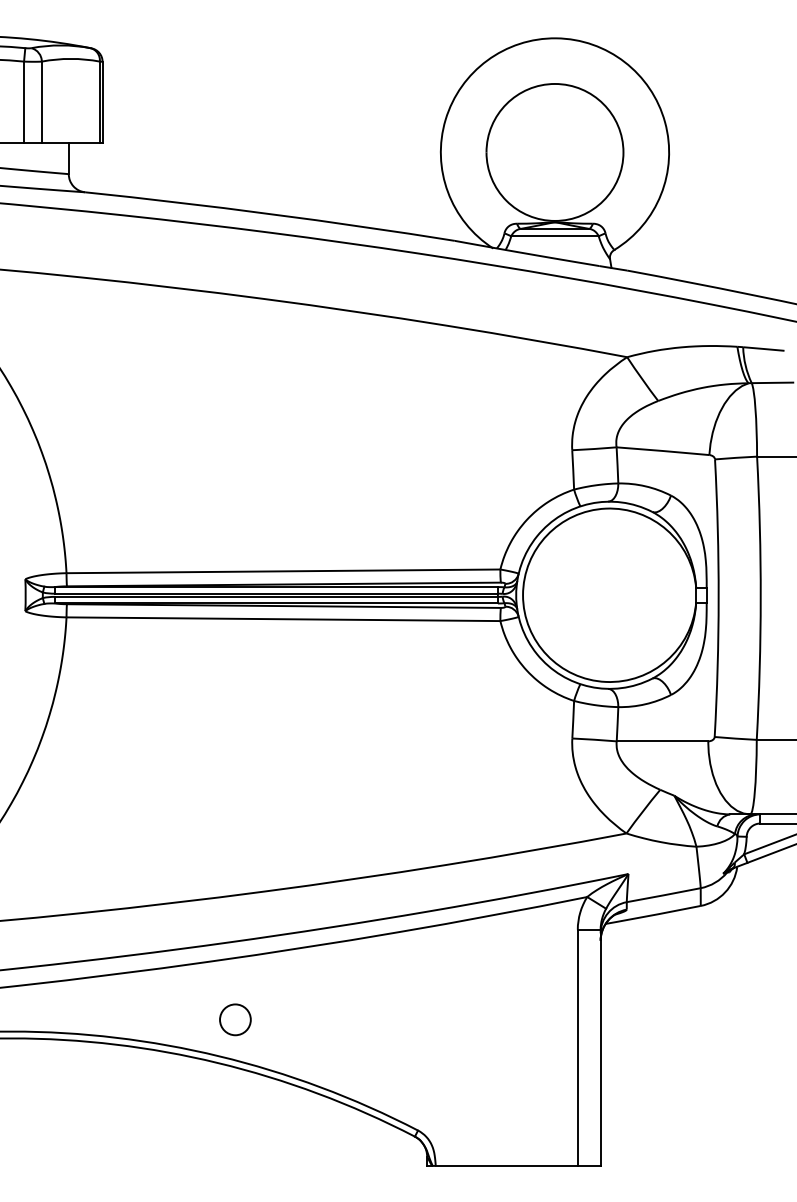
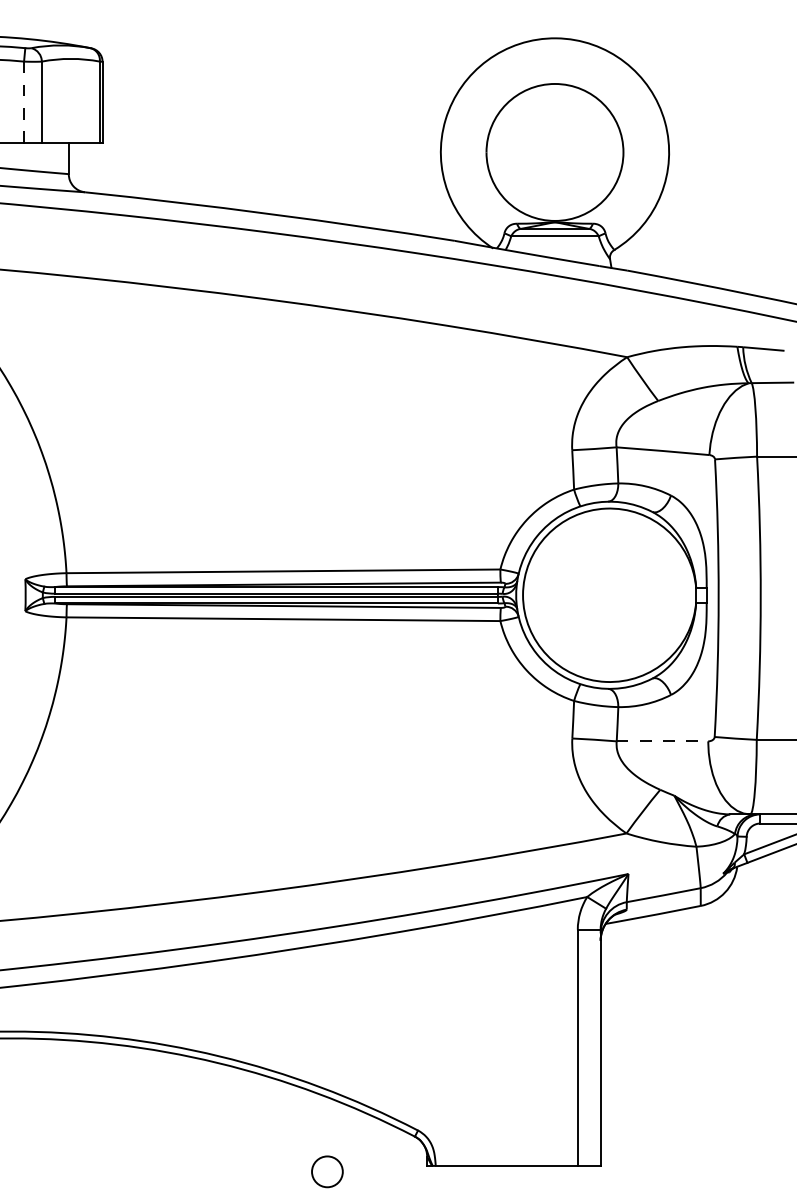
line: solid -> dashed (24, 102)
line: solid -> dashed (662, 741)
circle position: (235, 1019) -> (327, 1171) (327, 1171)
